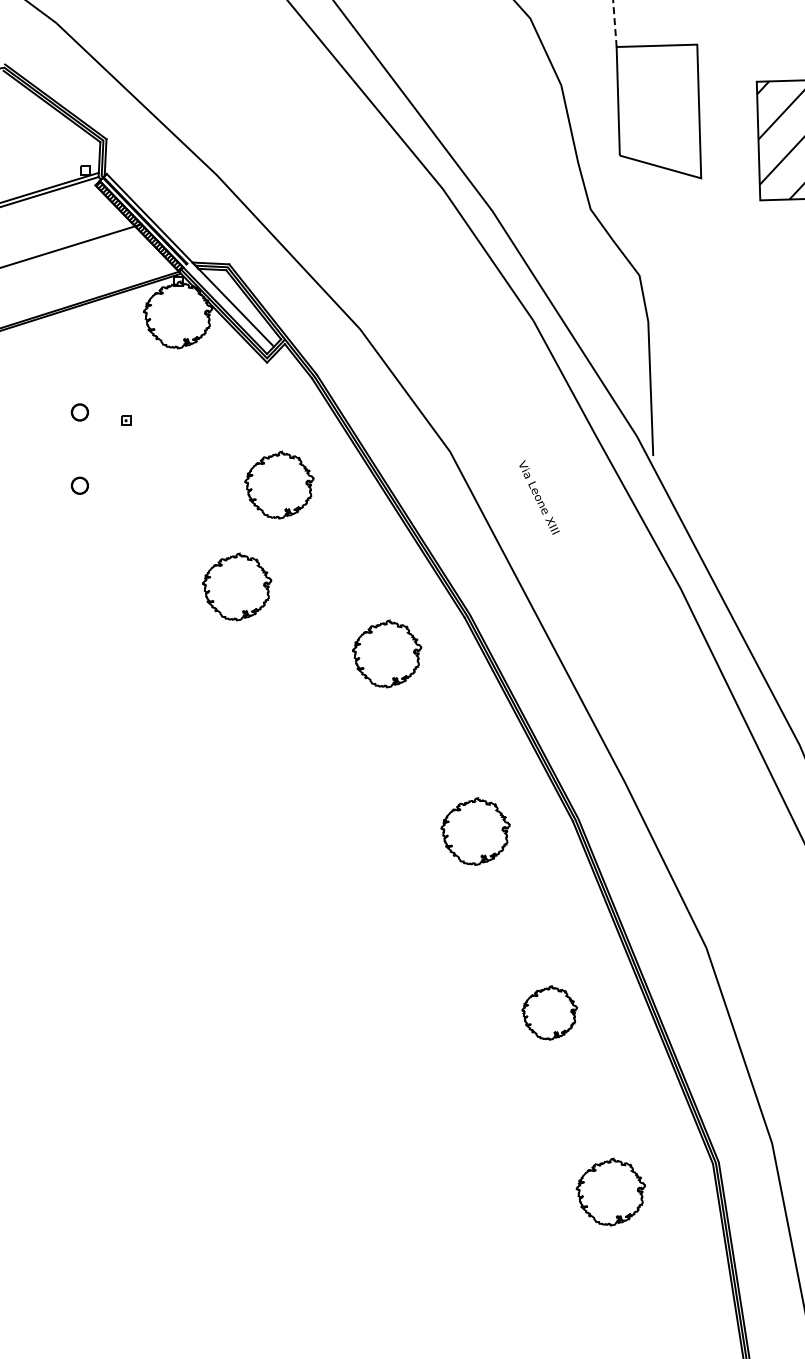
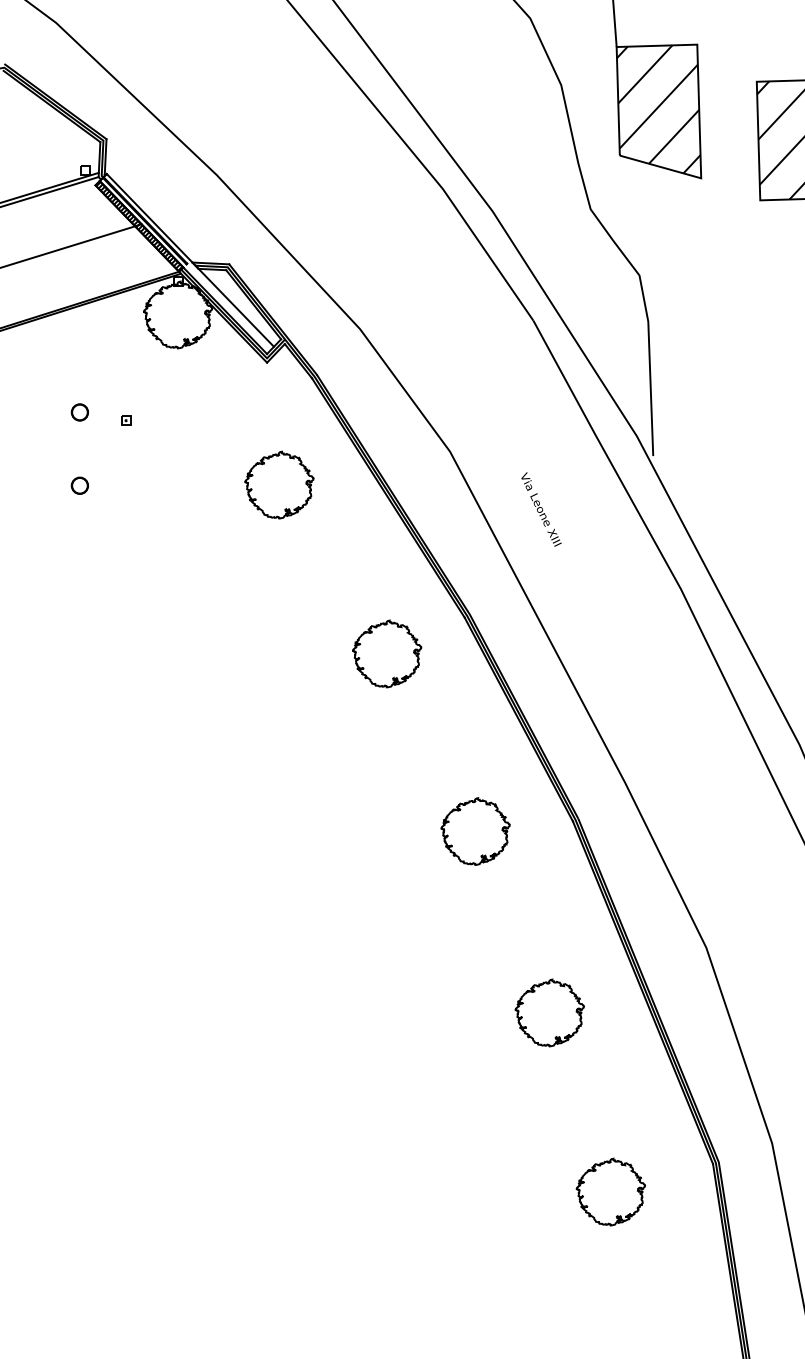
line: dashed -> solid (614, 23)
hatch: none -> present (658, 109)
text position: (539, 497) -> (541, 509) (541, 509)
part: present -> none (237, 586)
part size: 58x56 px -> 71x70 px (549, 1012)
